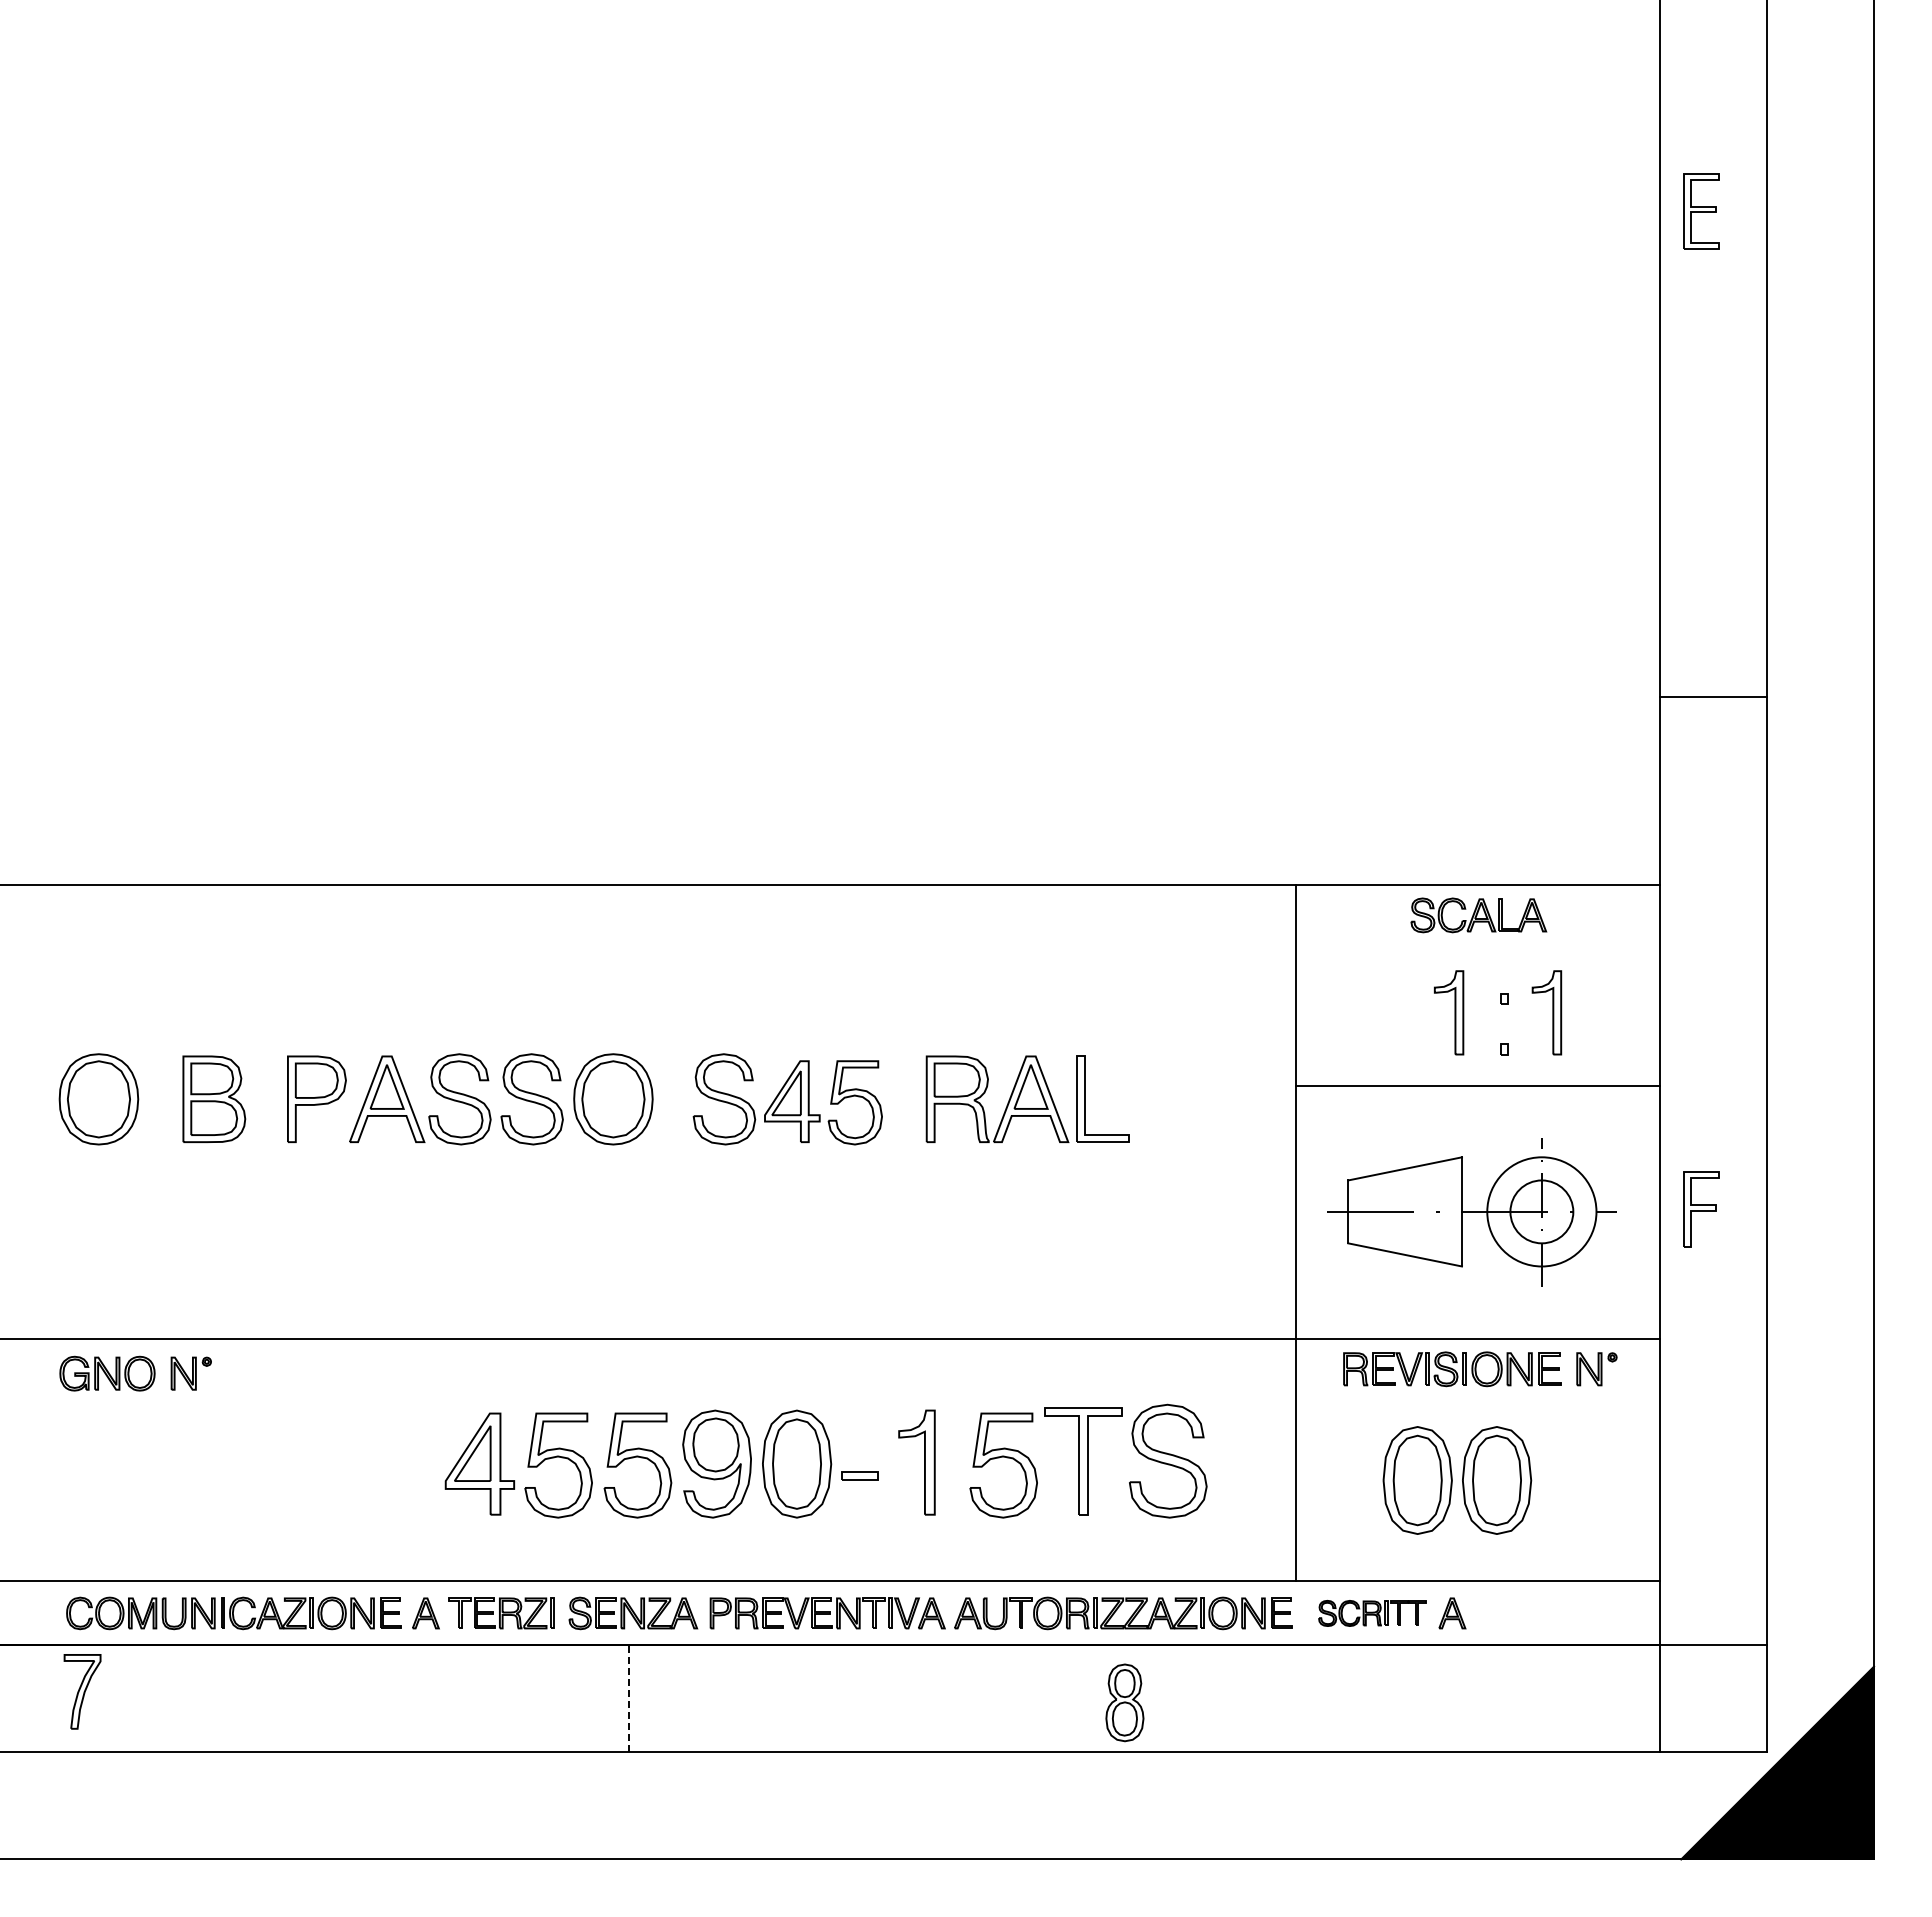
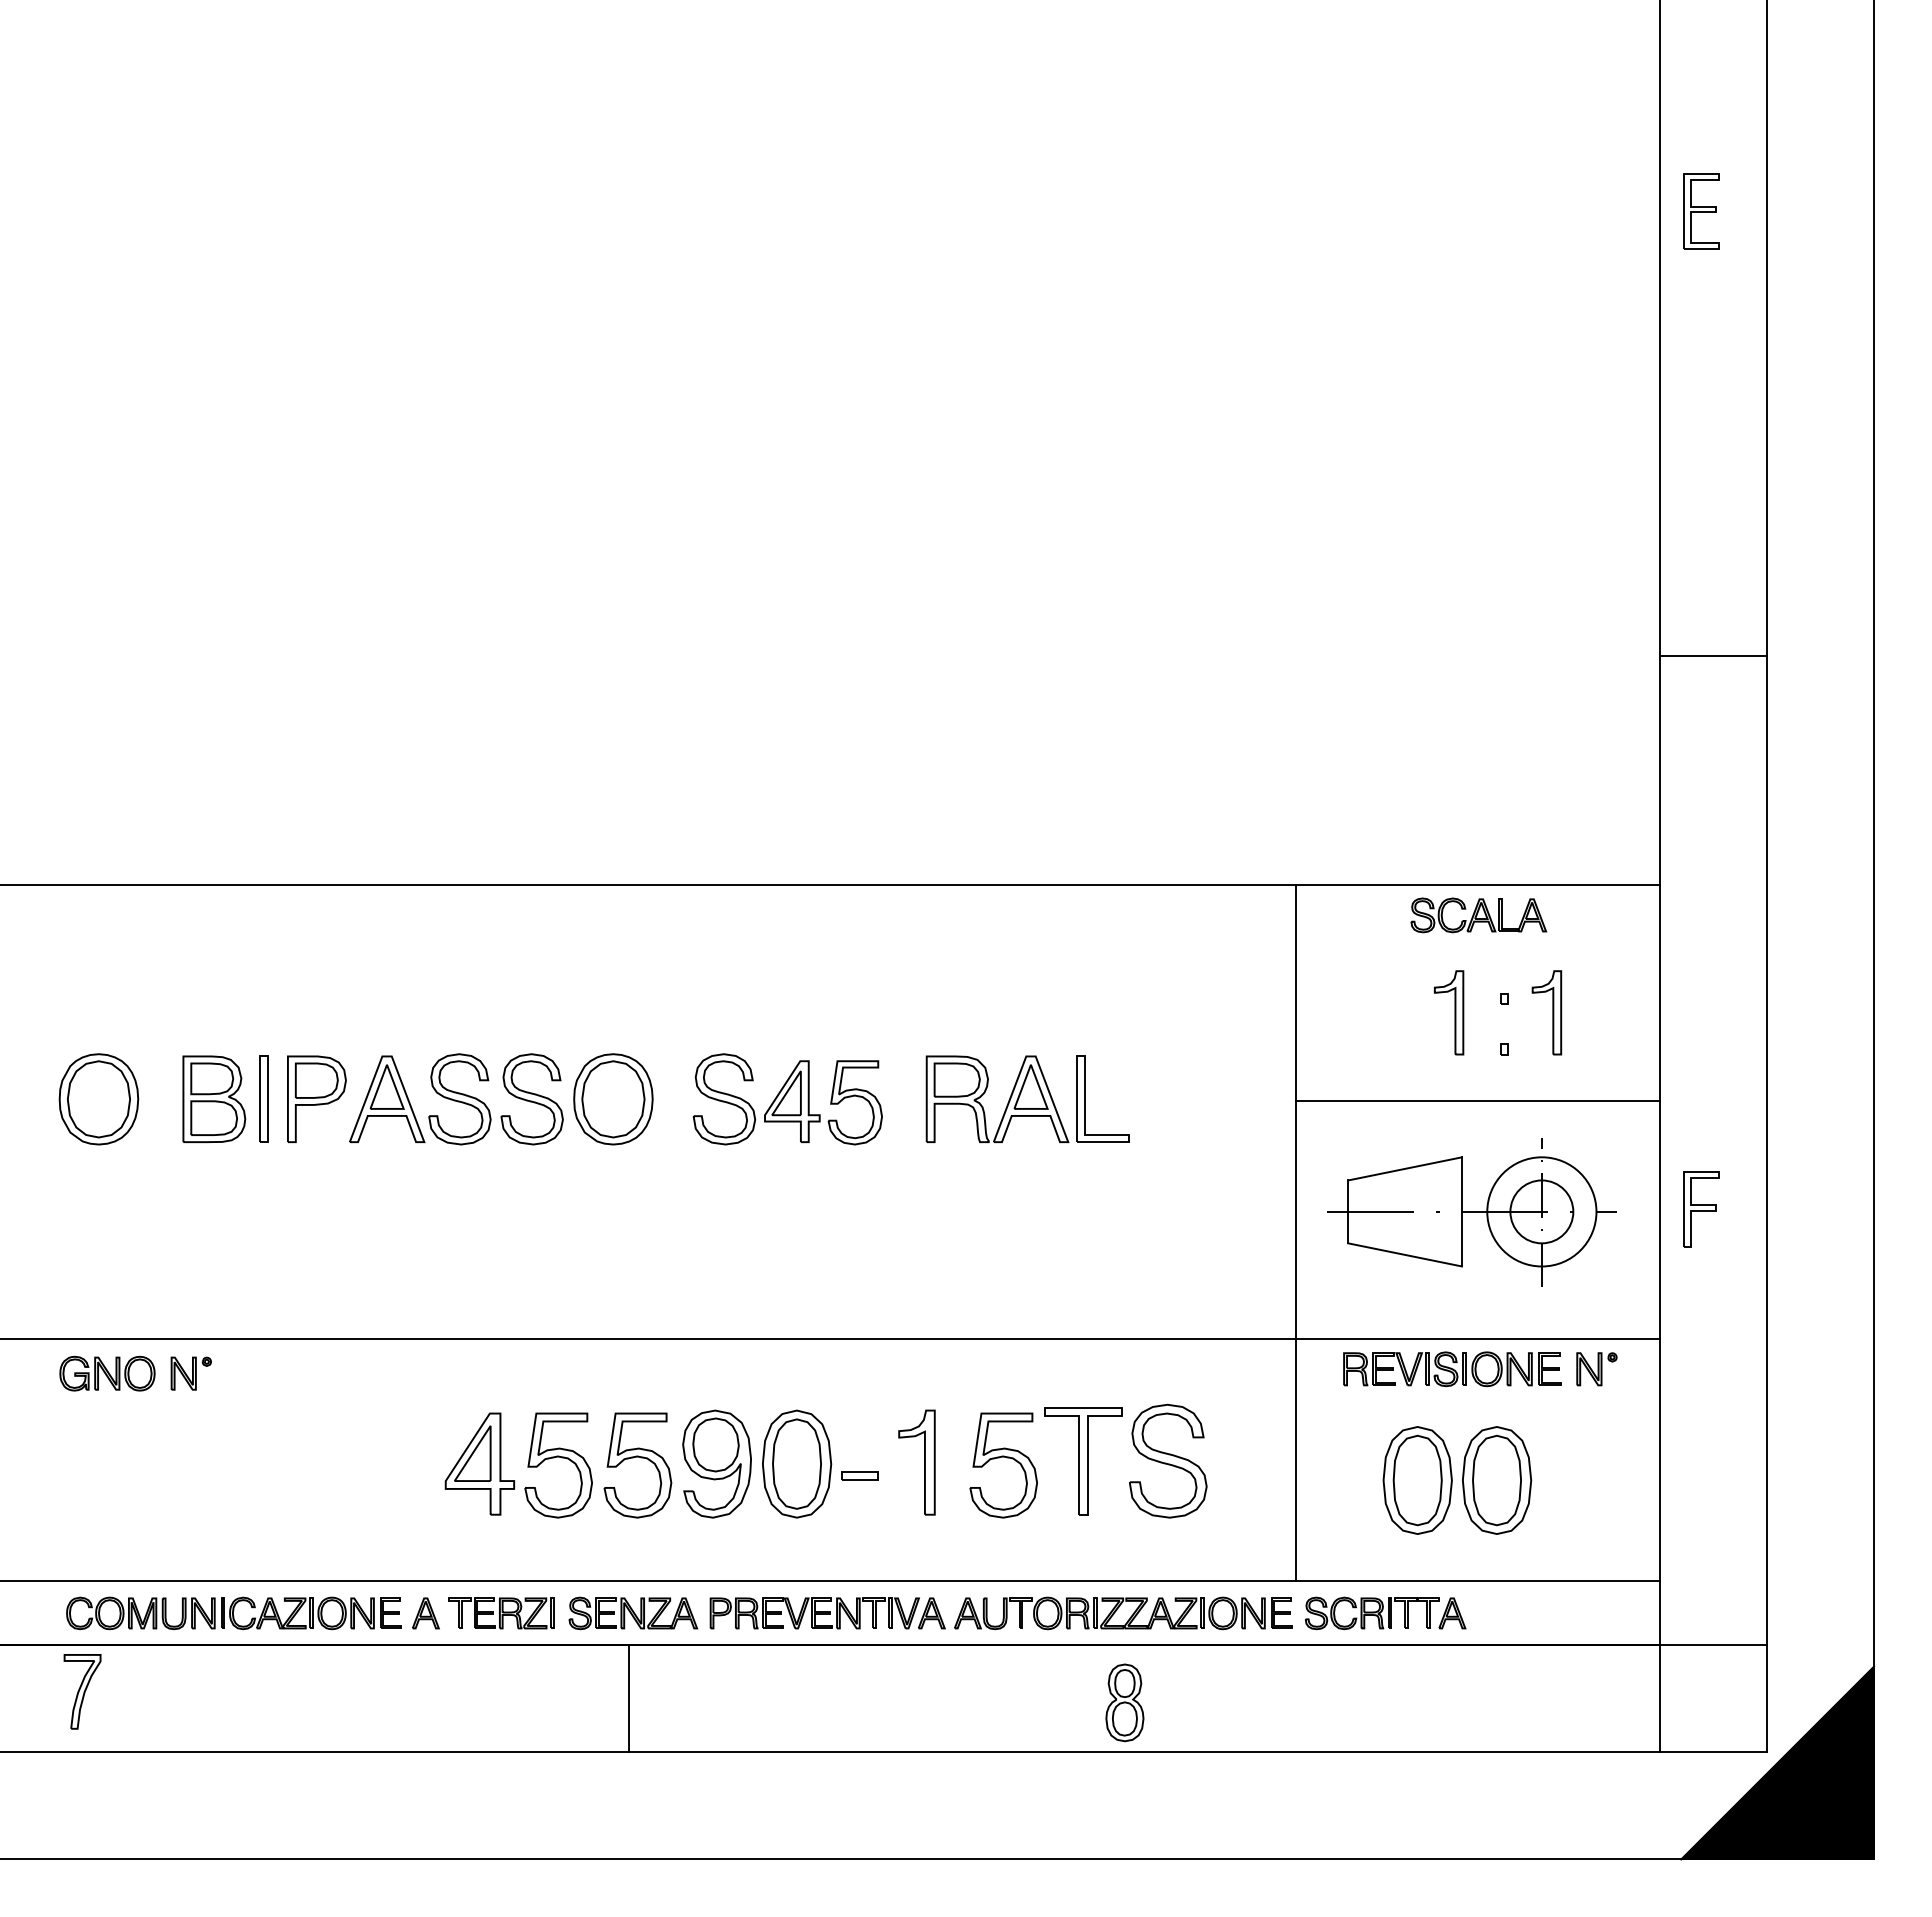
line position: (1712, 697) -> (1712, 656) (1712, 656)
line position: (1477, 1086) -> (1477, 1101) (1477, 1101)
part: none -> present (263, 1098)
part size: 109x28 px -> 136x35 px (1371, 1613)
line: dashed -> solid (628, 1698)
